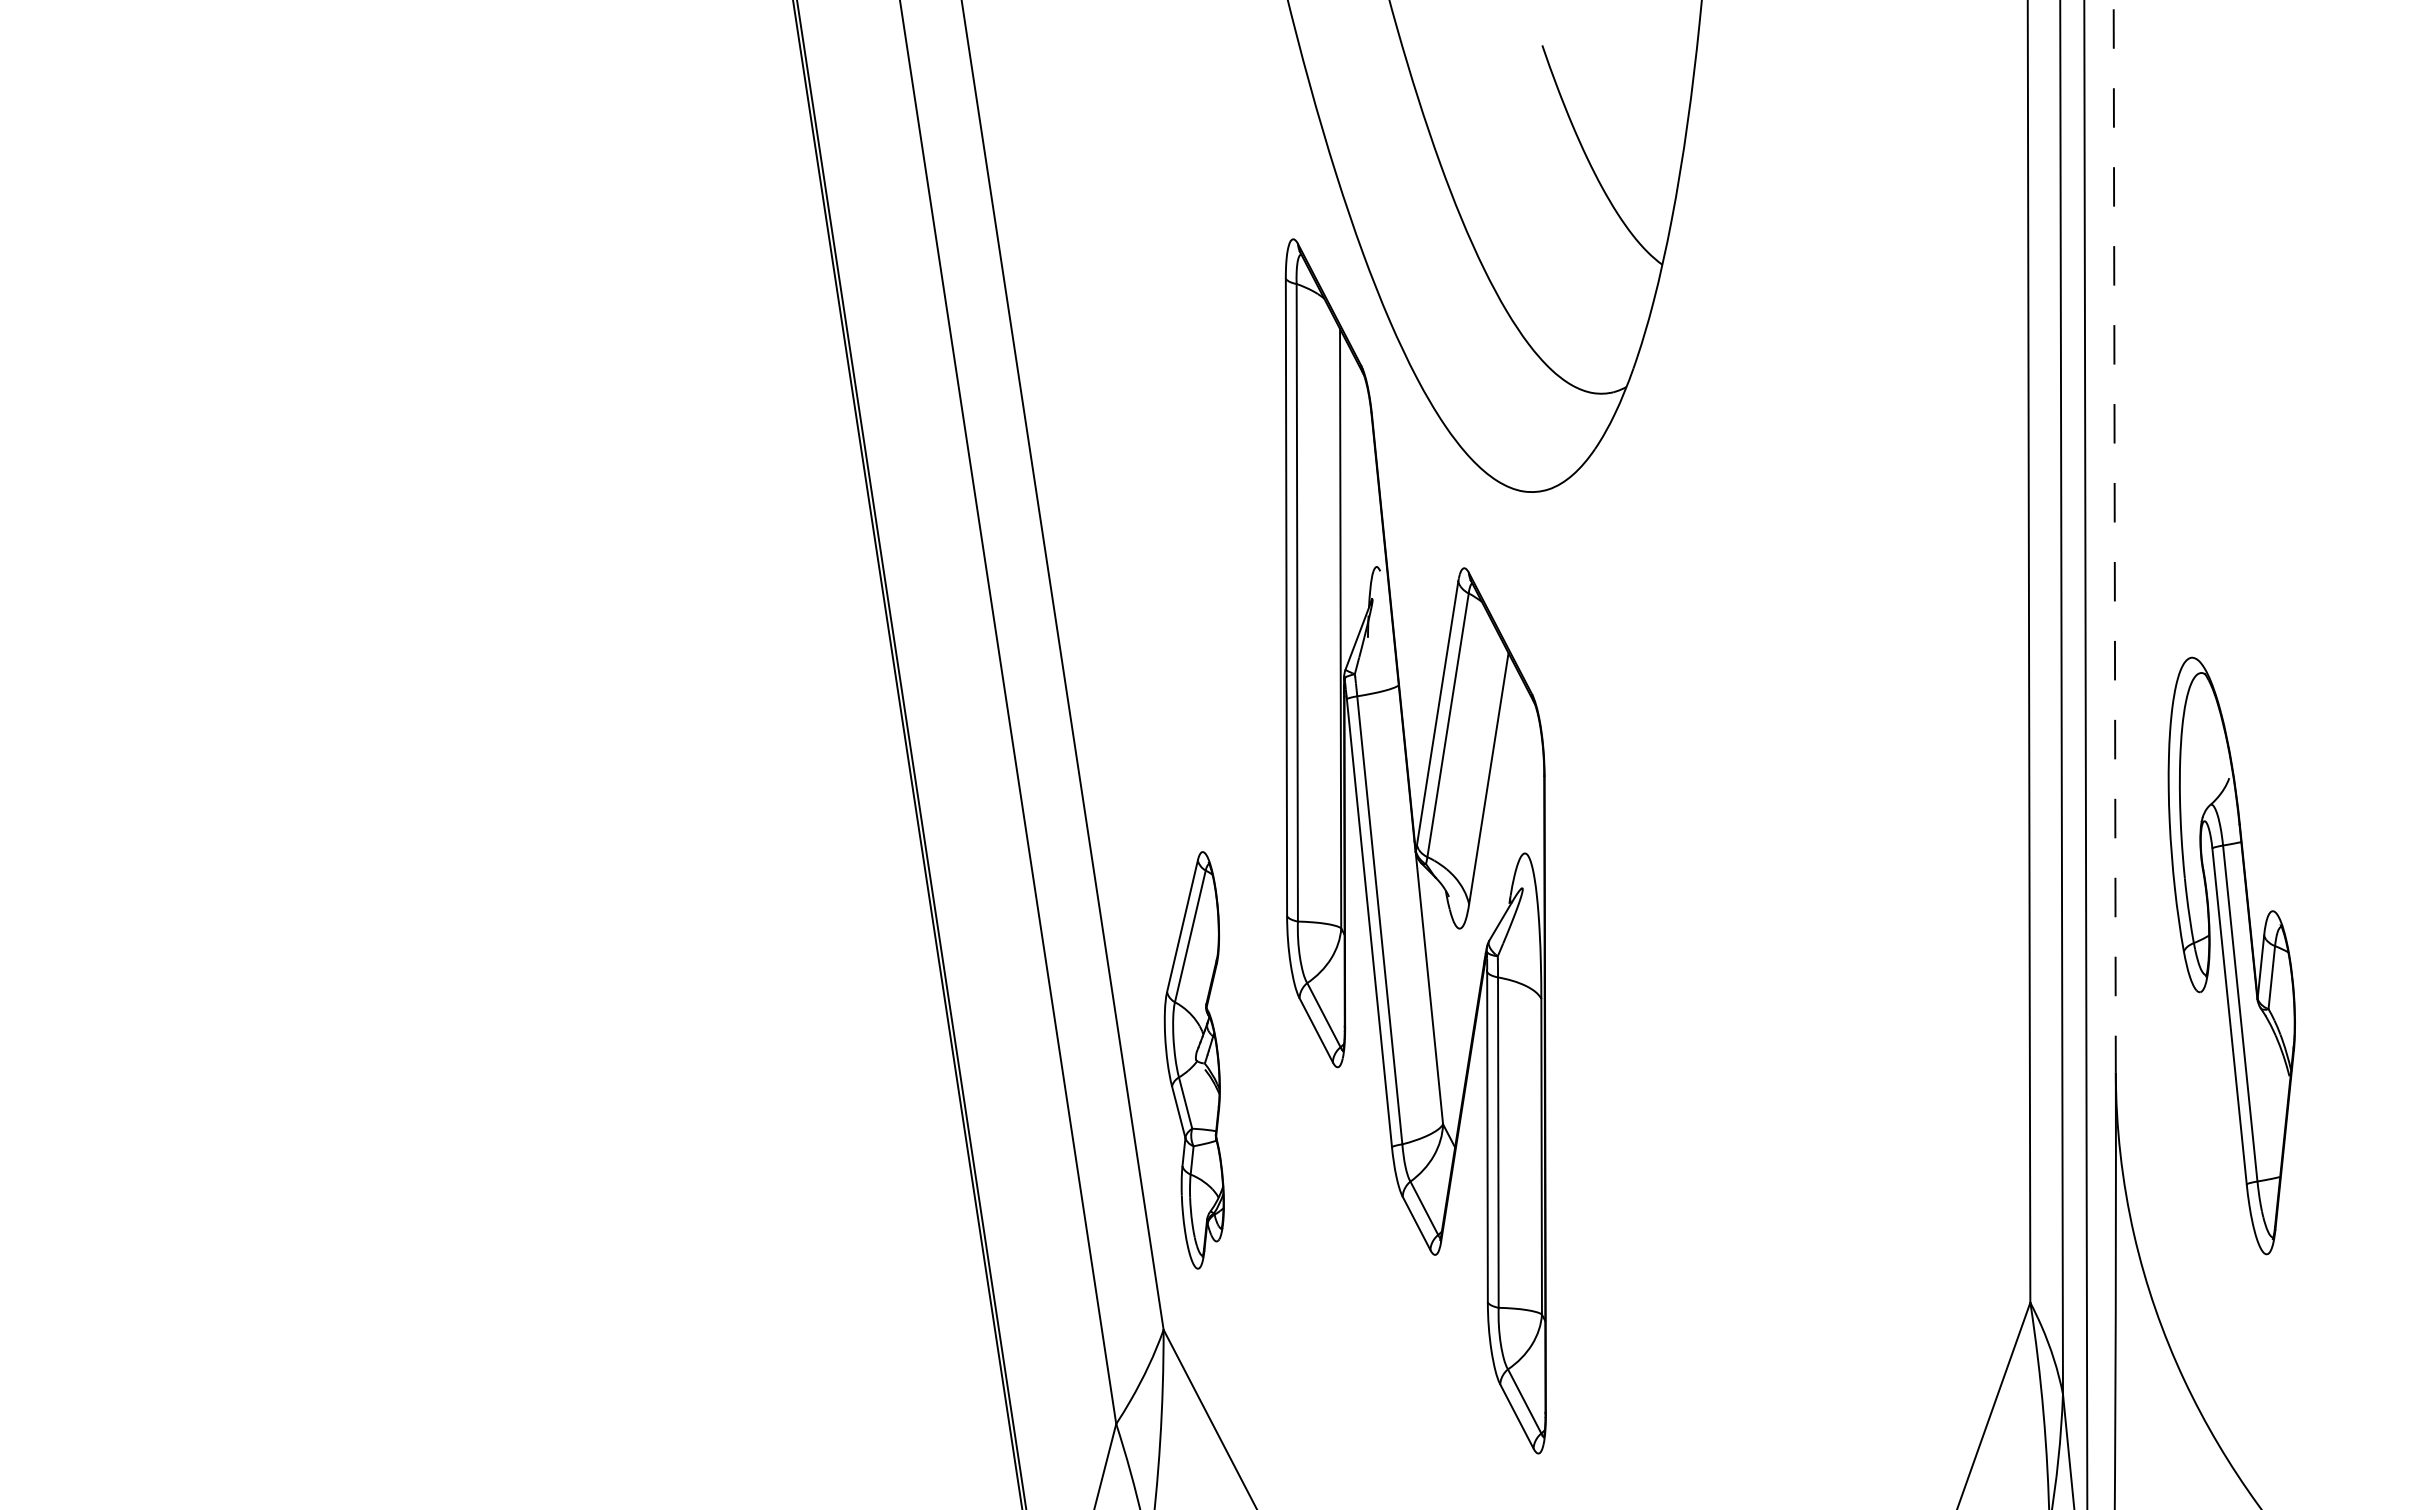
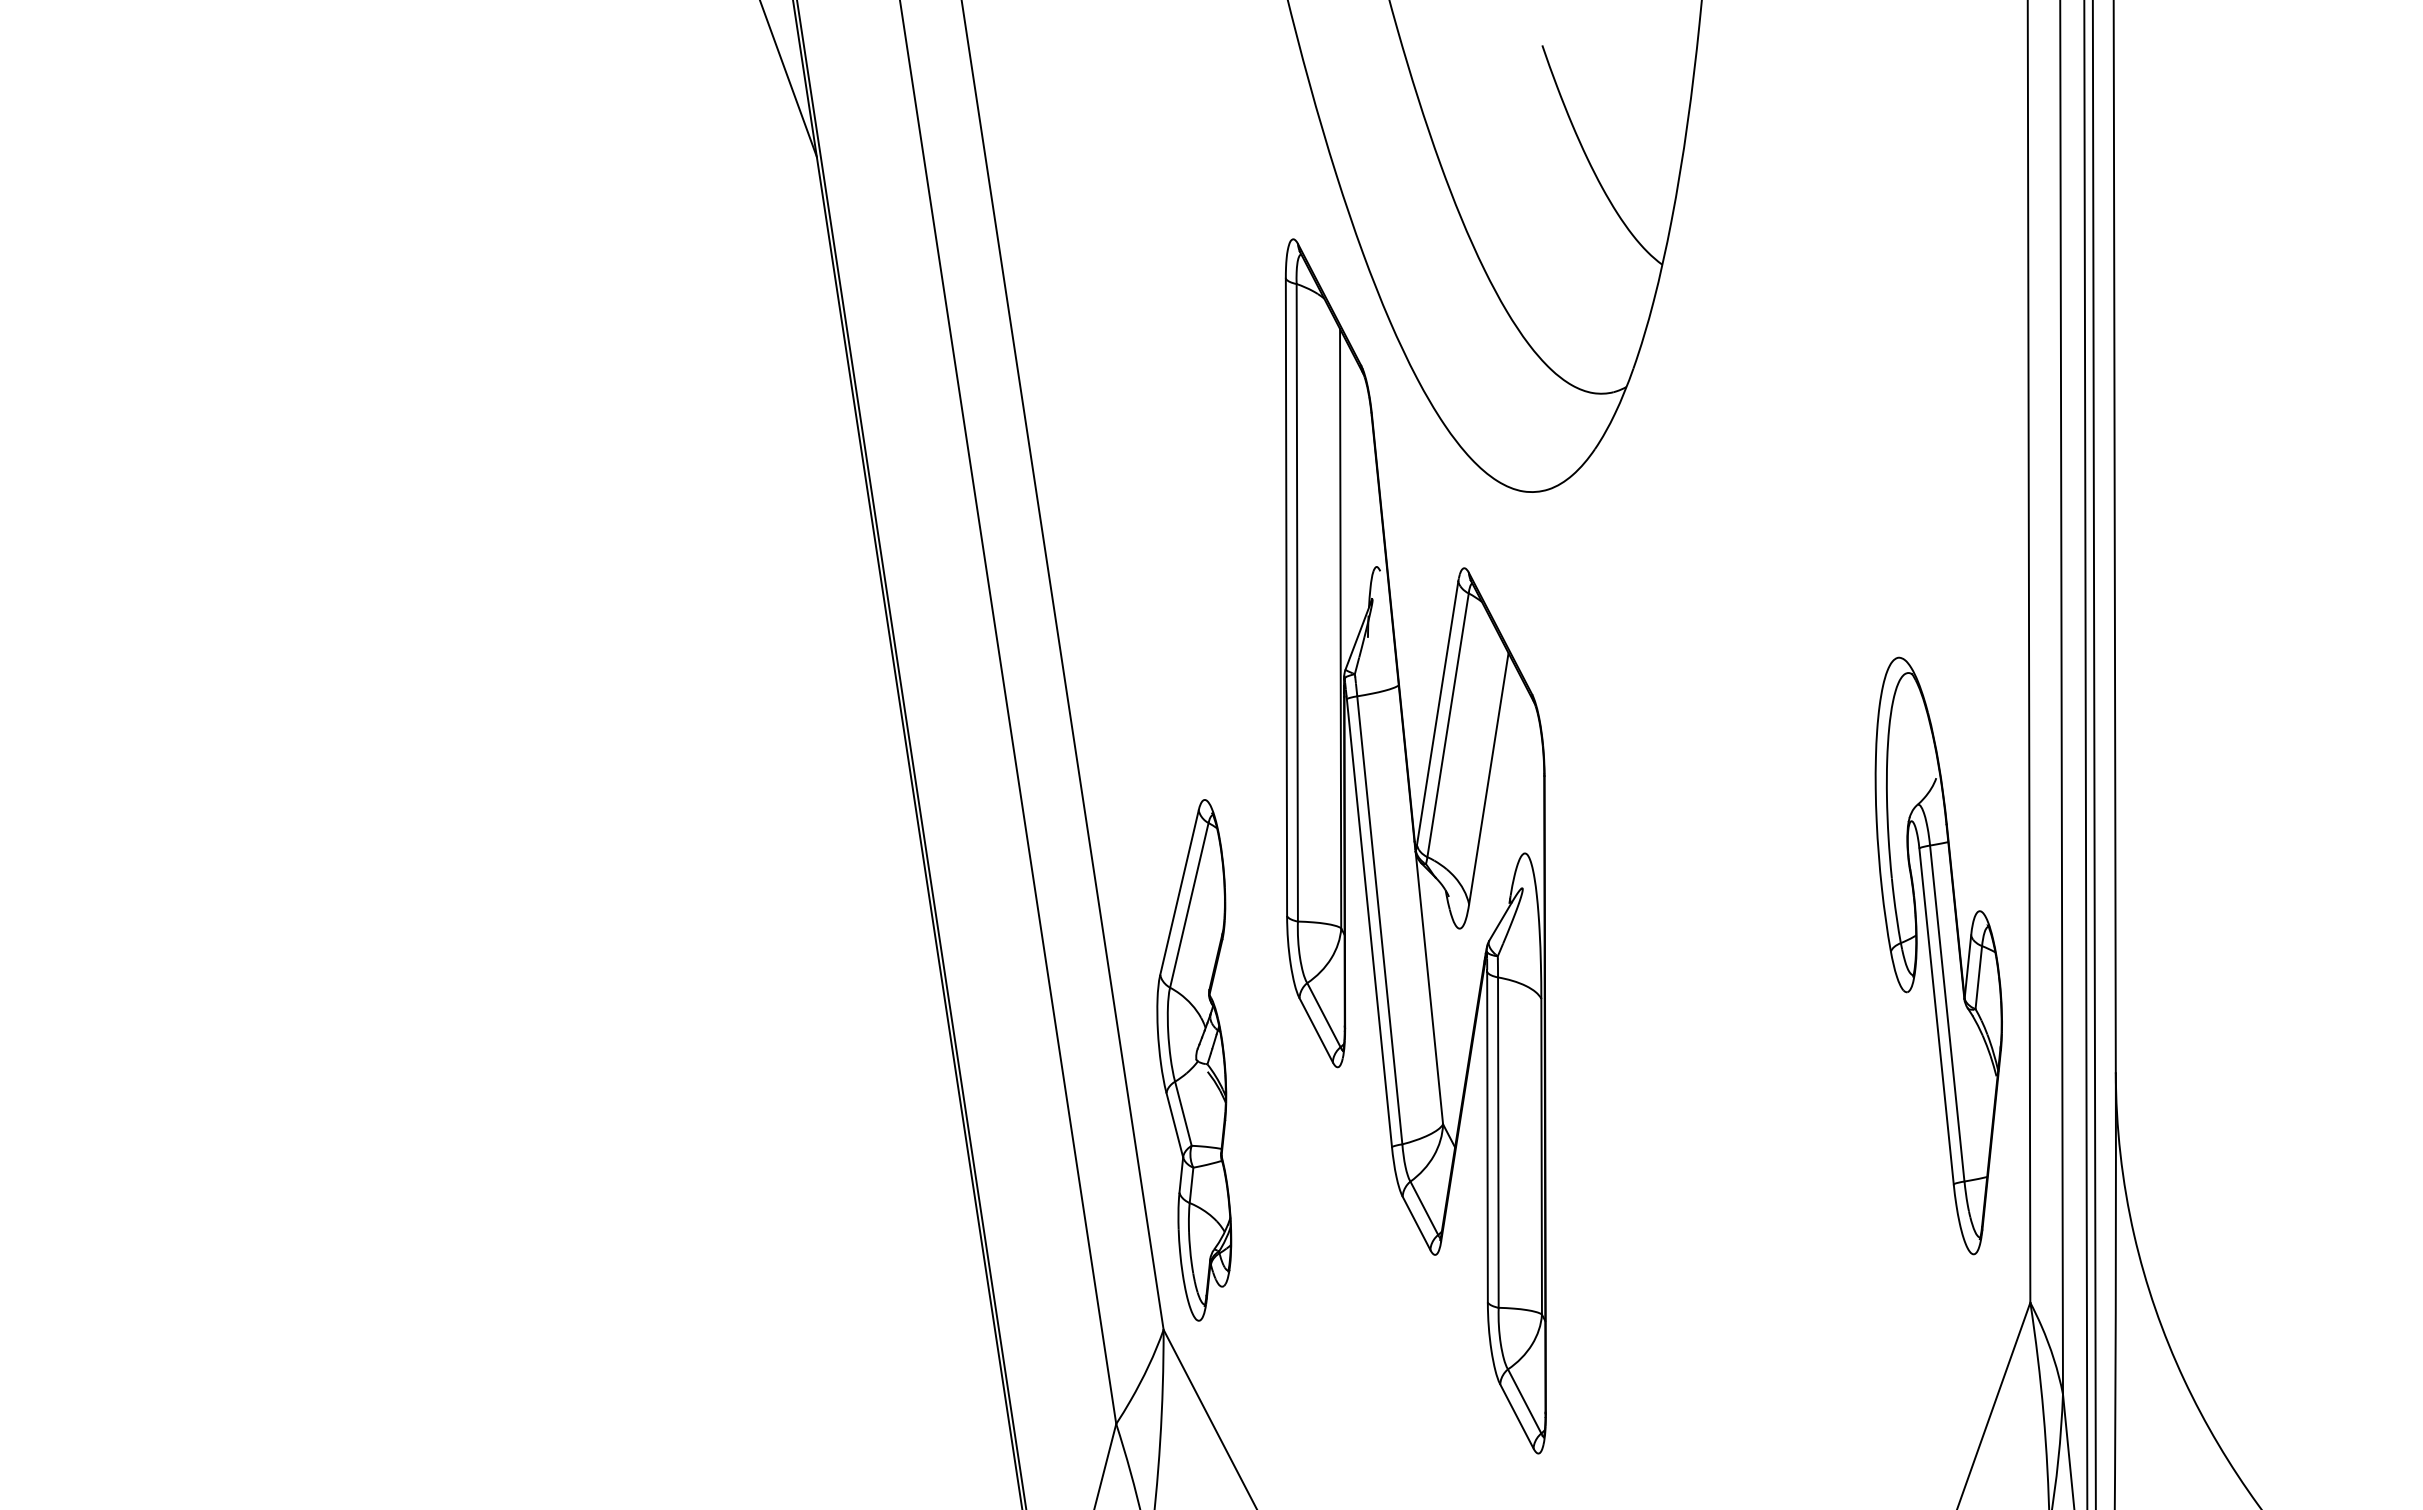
line: none -> present (788, 79)
line: dashed -> solid (2114, 536)
line: none -> present (2093, 754)
part position: (2231, 955) -> (1938, 955) (1938, 955)
part size: 62x419 px -> 77x523 px (1194, 1060)
